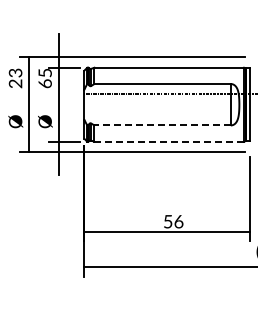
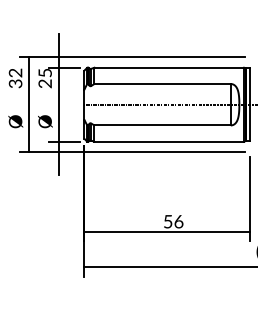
text: 23 -> 32 (17, 78)
text: 65 -> 25 (44, 83)
line position: (169, 93) -> (169, 104) (169, 104)
line: dashed -> solid (162, 125)
line: dashed -> solid (169, 141)
